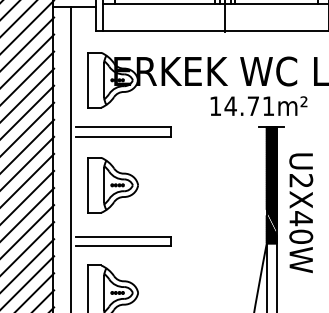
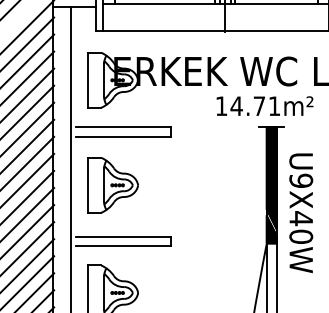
line: present -> none (18, 18)
text position: (258, 105) -> (264, 105) (264, 105)
text: U2X40W -> U9X40W (301, 180)
